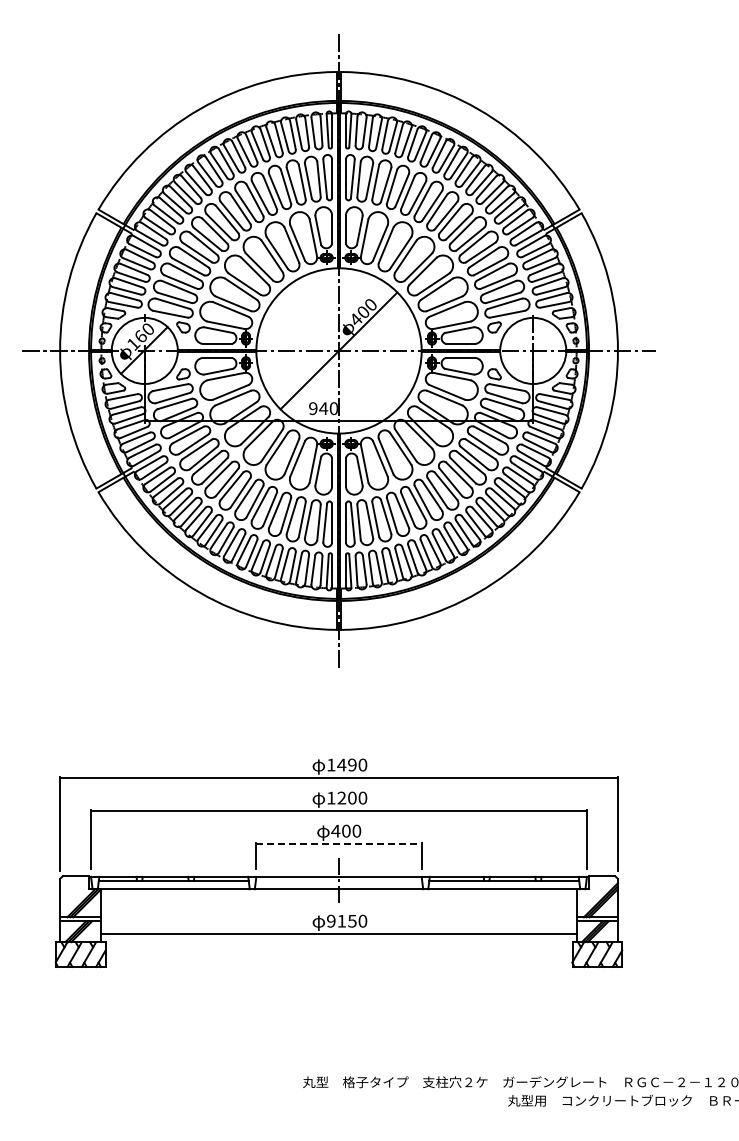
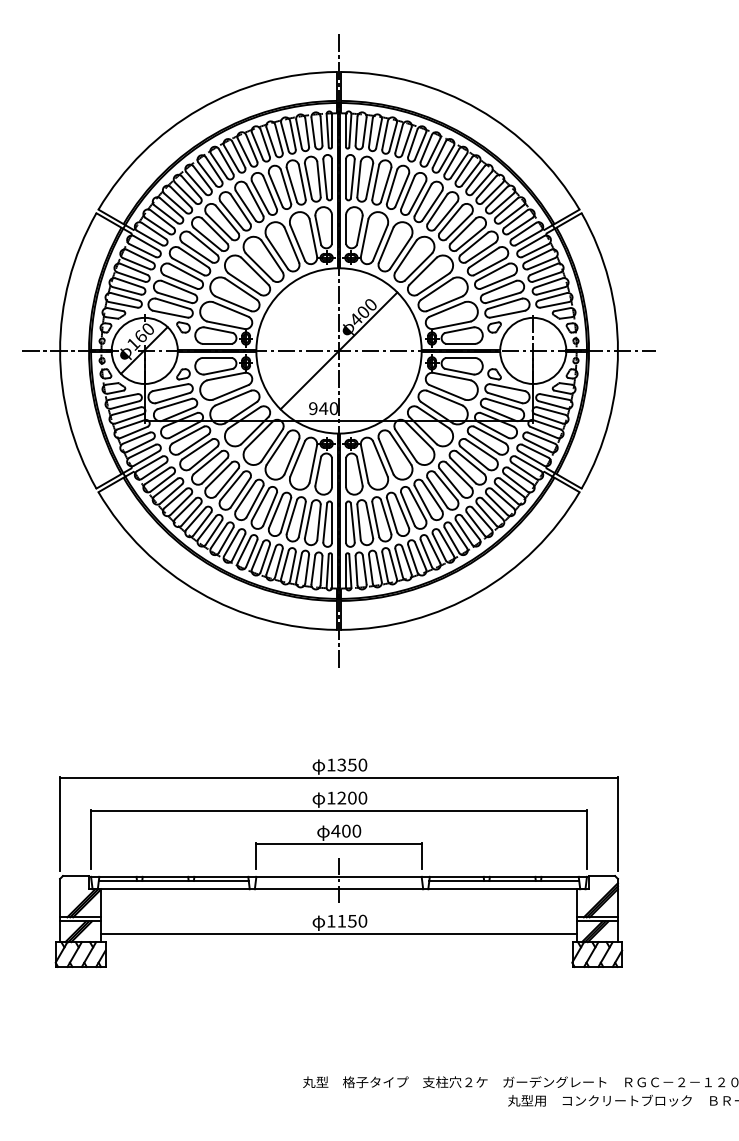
text: 1490 -> 1350 (346, 764)
line: dashed -> solid (339, 843)
text: 9150 -> 1150 (331, 920)
